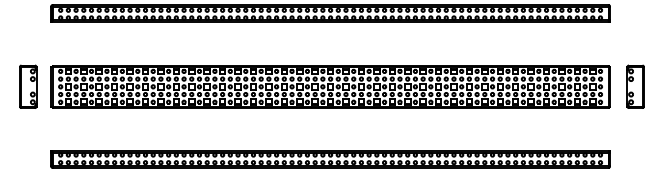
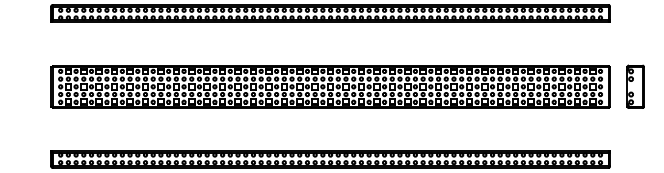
part: present -> none (28, 86)
